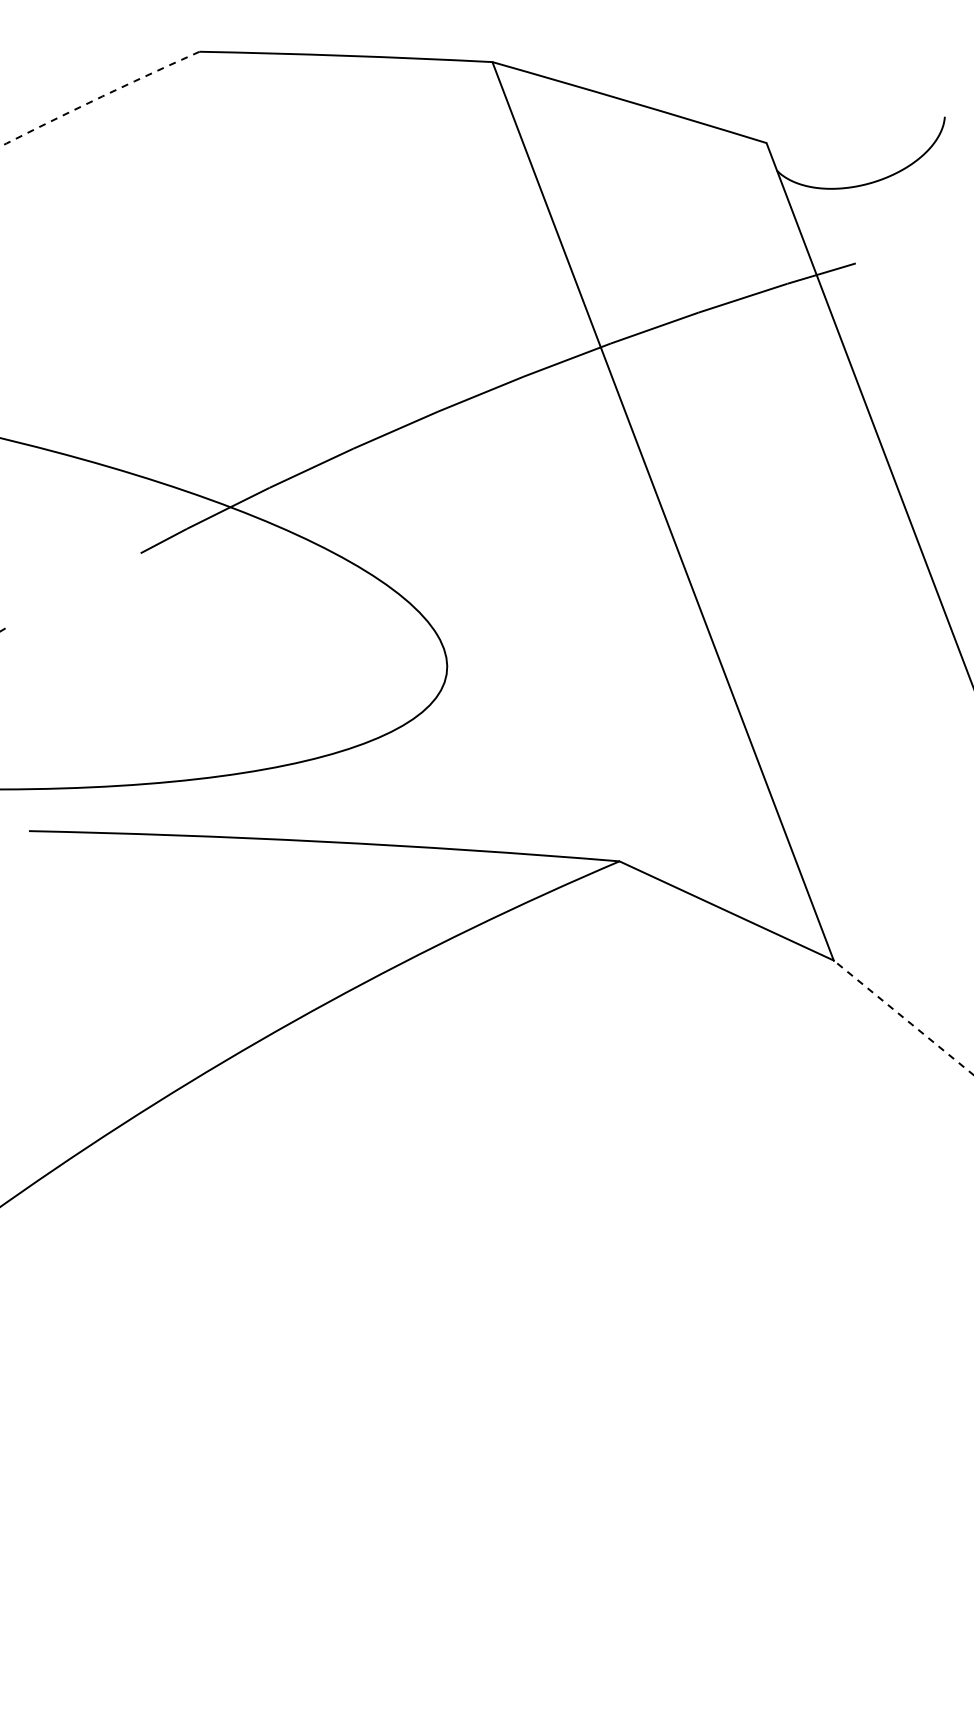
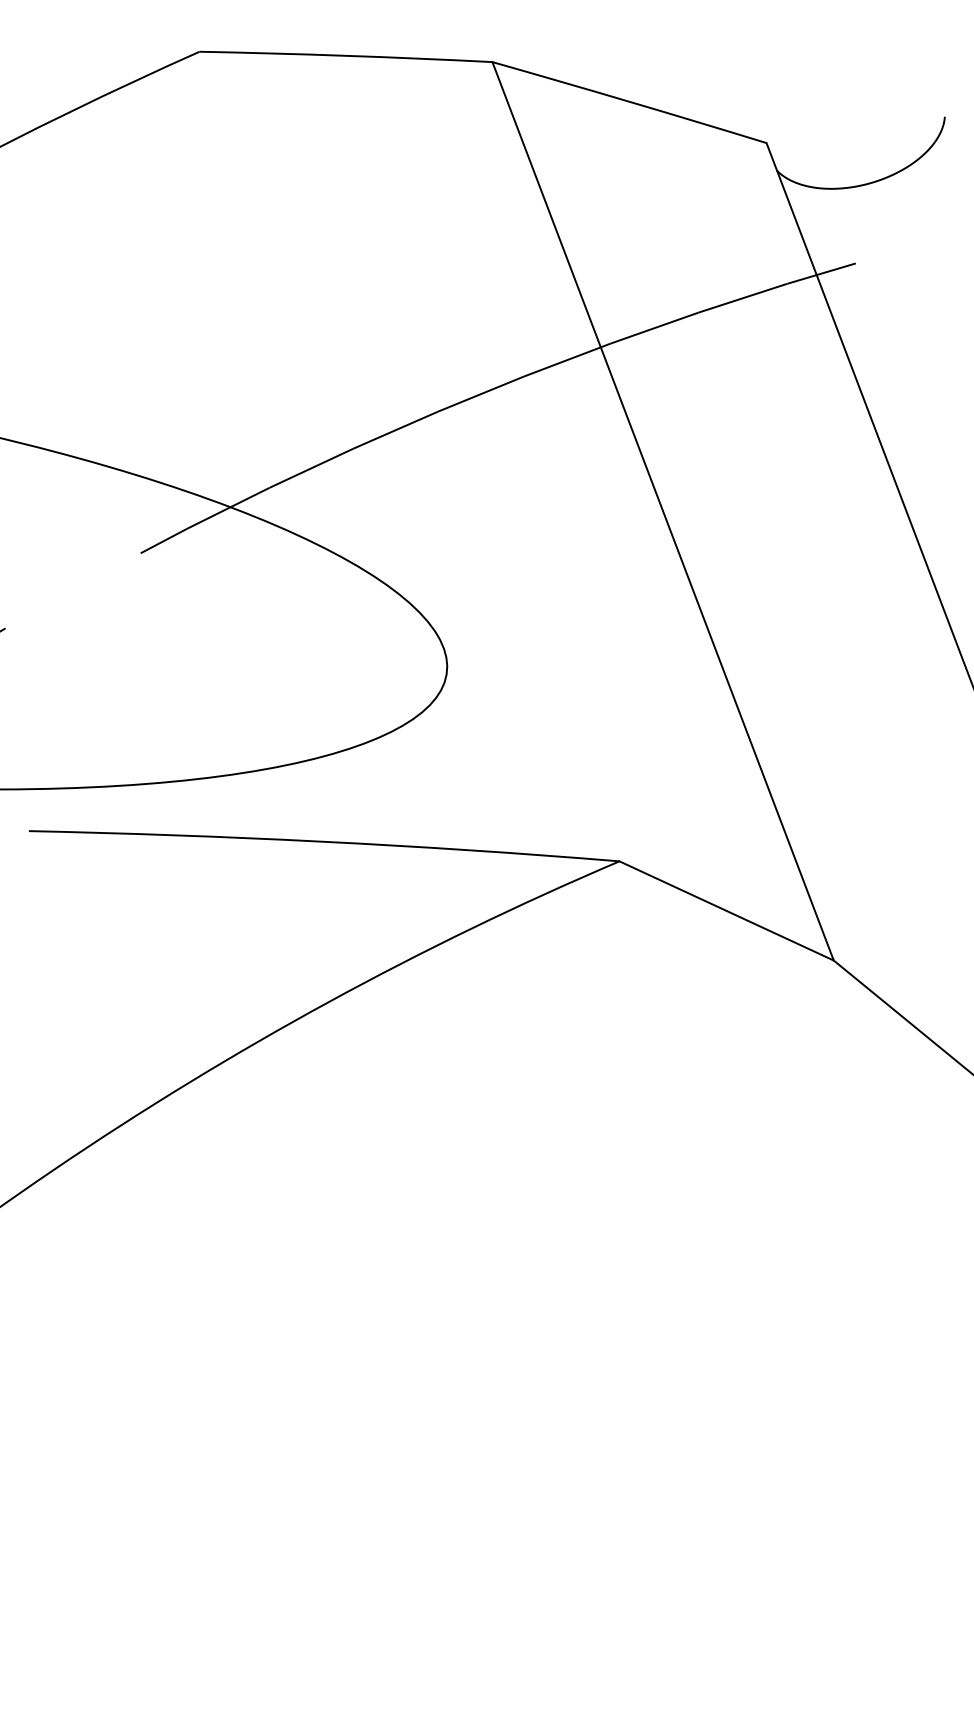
arc: dashed -> solid (98, 98)
line: dashed -> solid (903, 1017)
